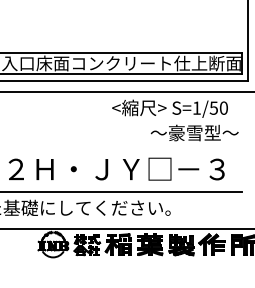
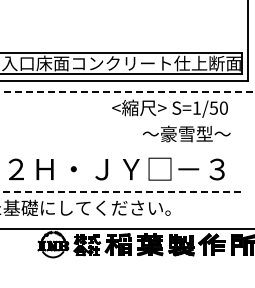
line: solid -> dashed (127, 91)
text position: (194, 132) -> (186, 133) (186, 133)
line: solid -> dashed (121, 192)
